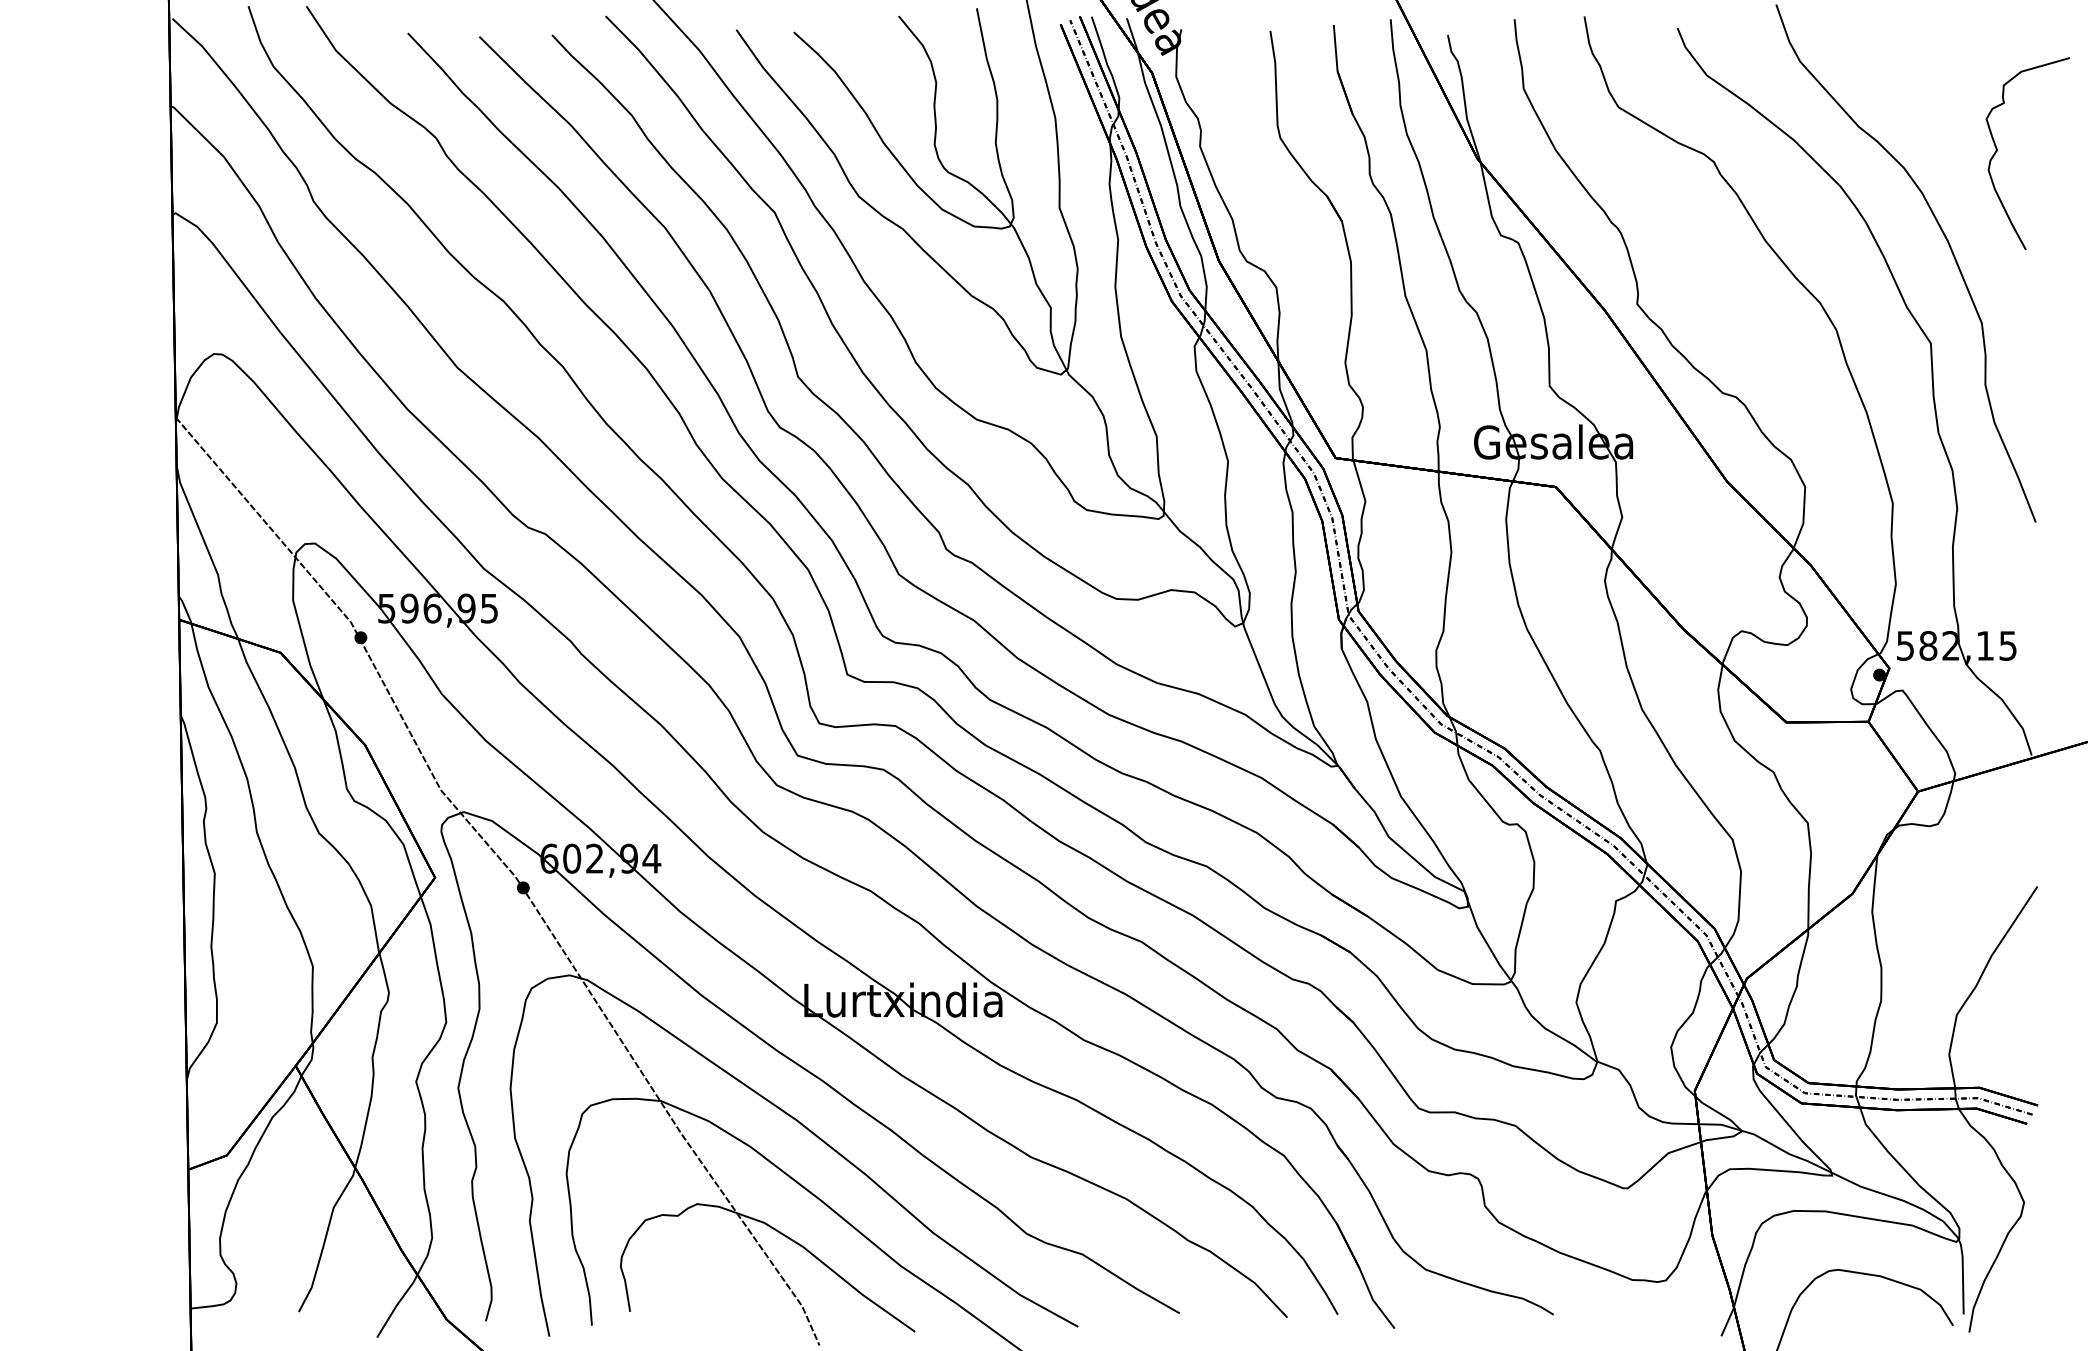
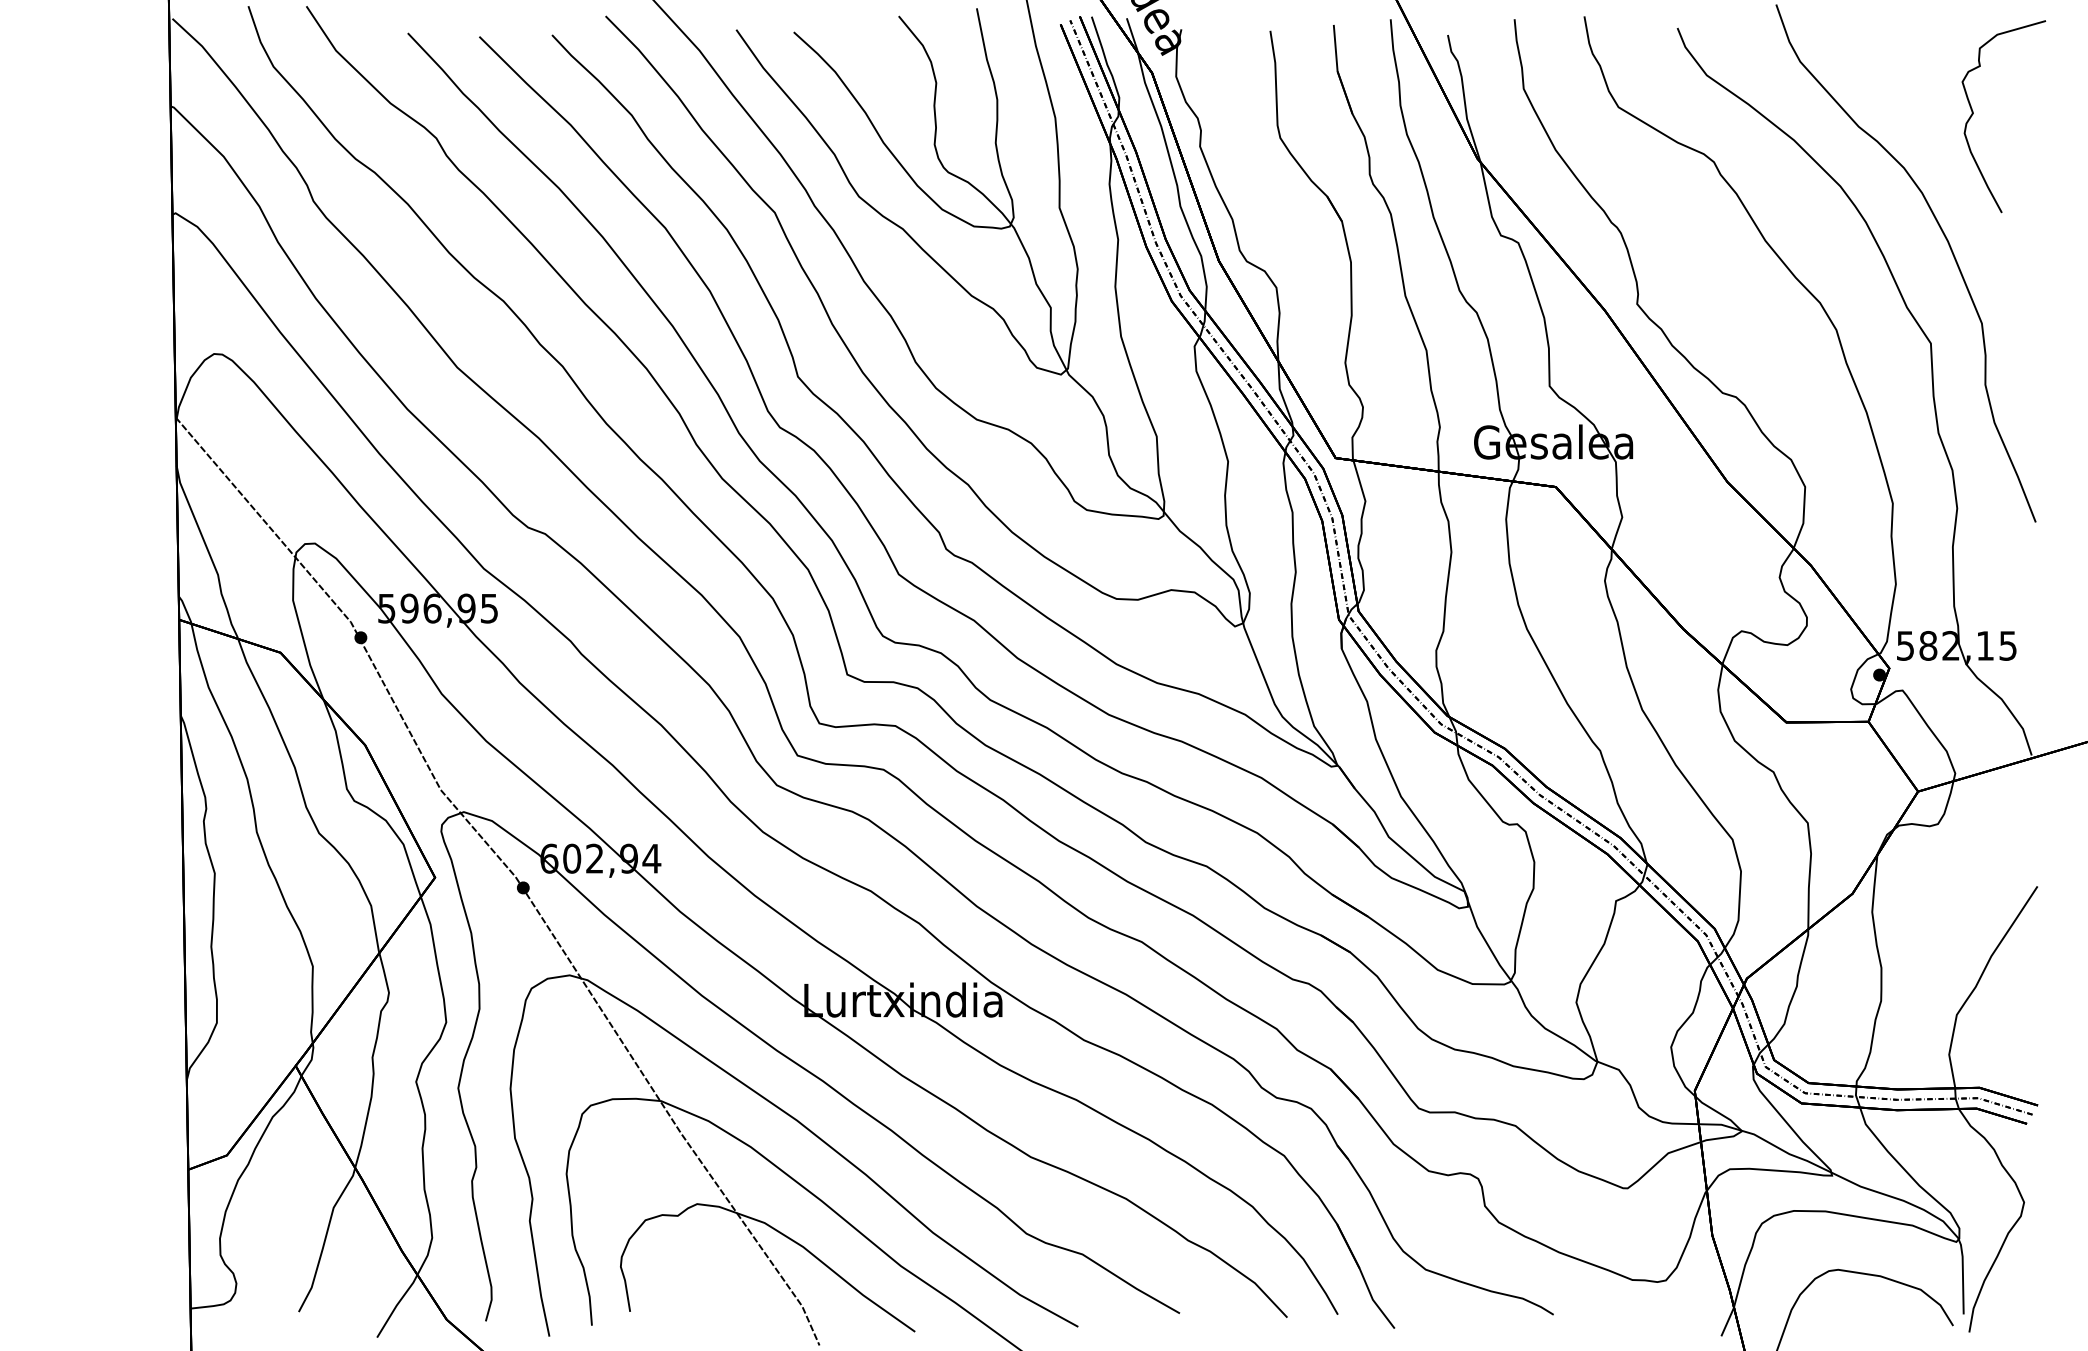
curve position: (1997, 151) -> (1973, 114) (1973, 114)
